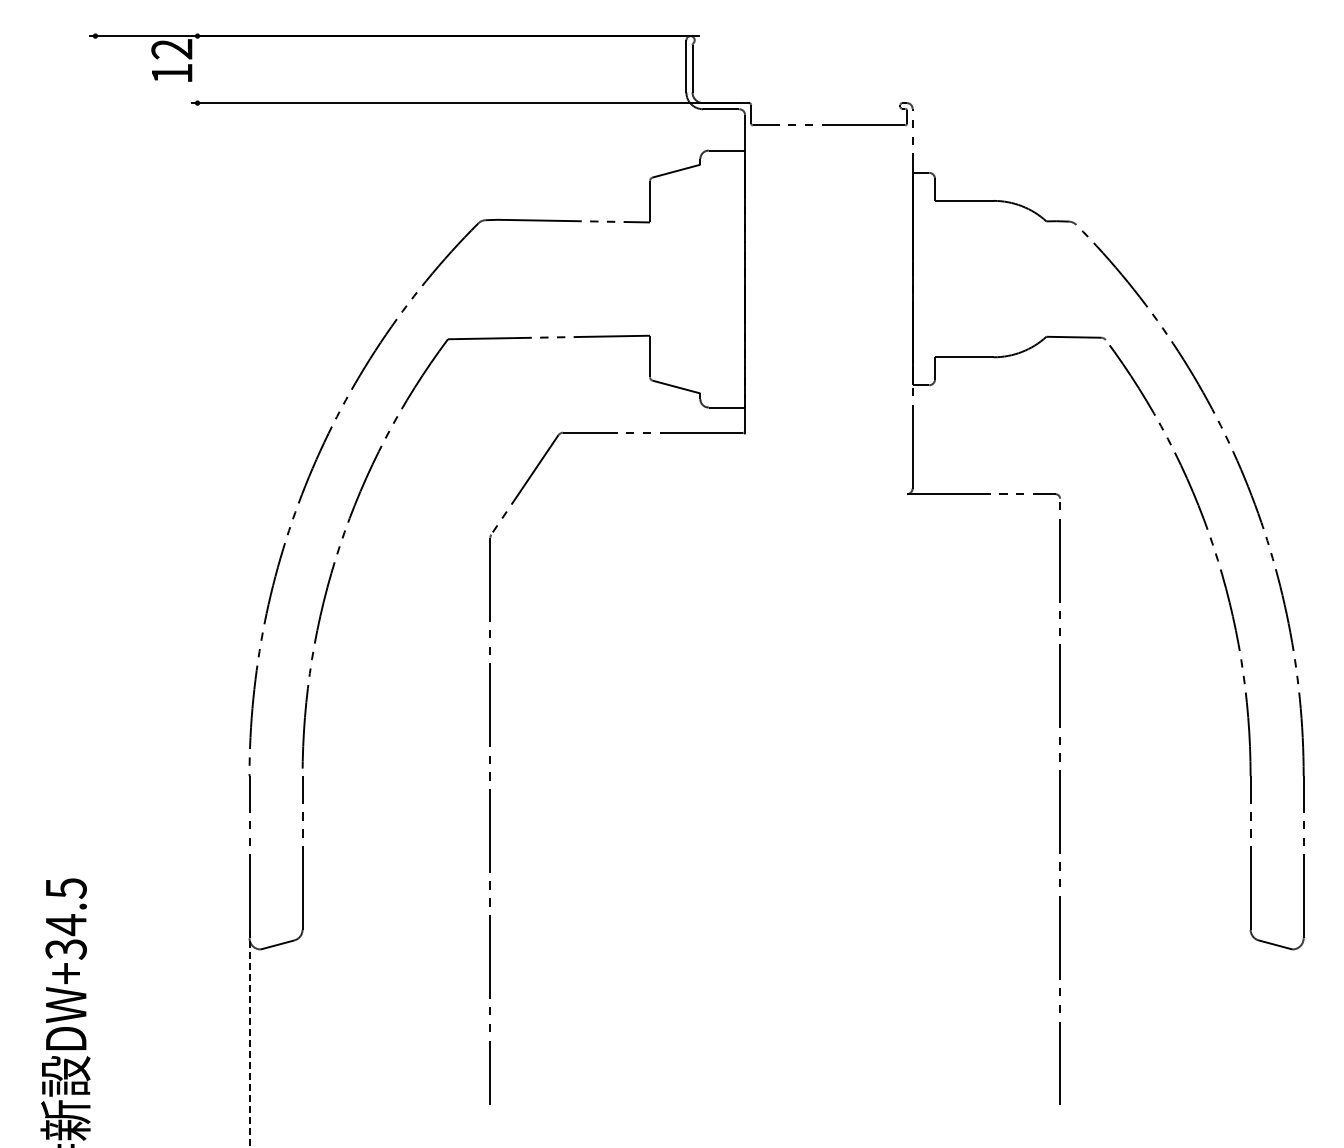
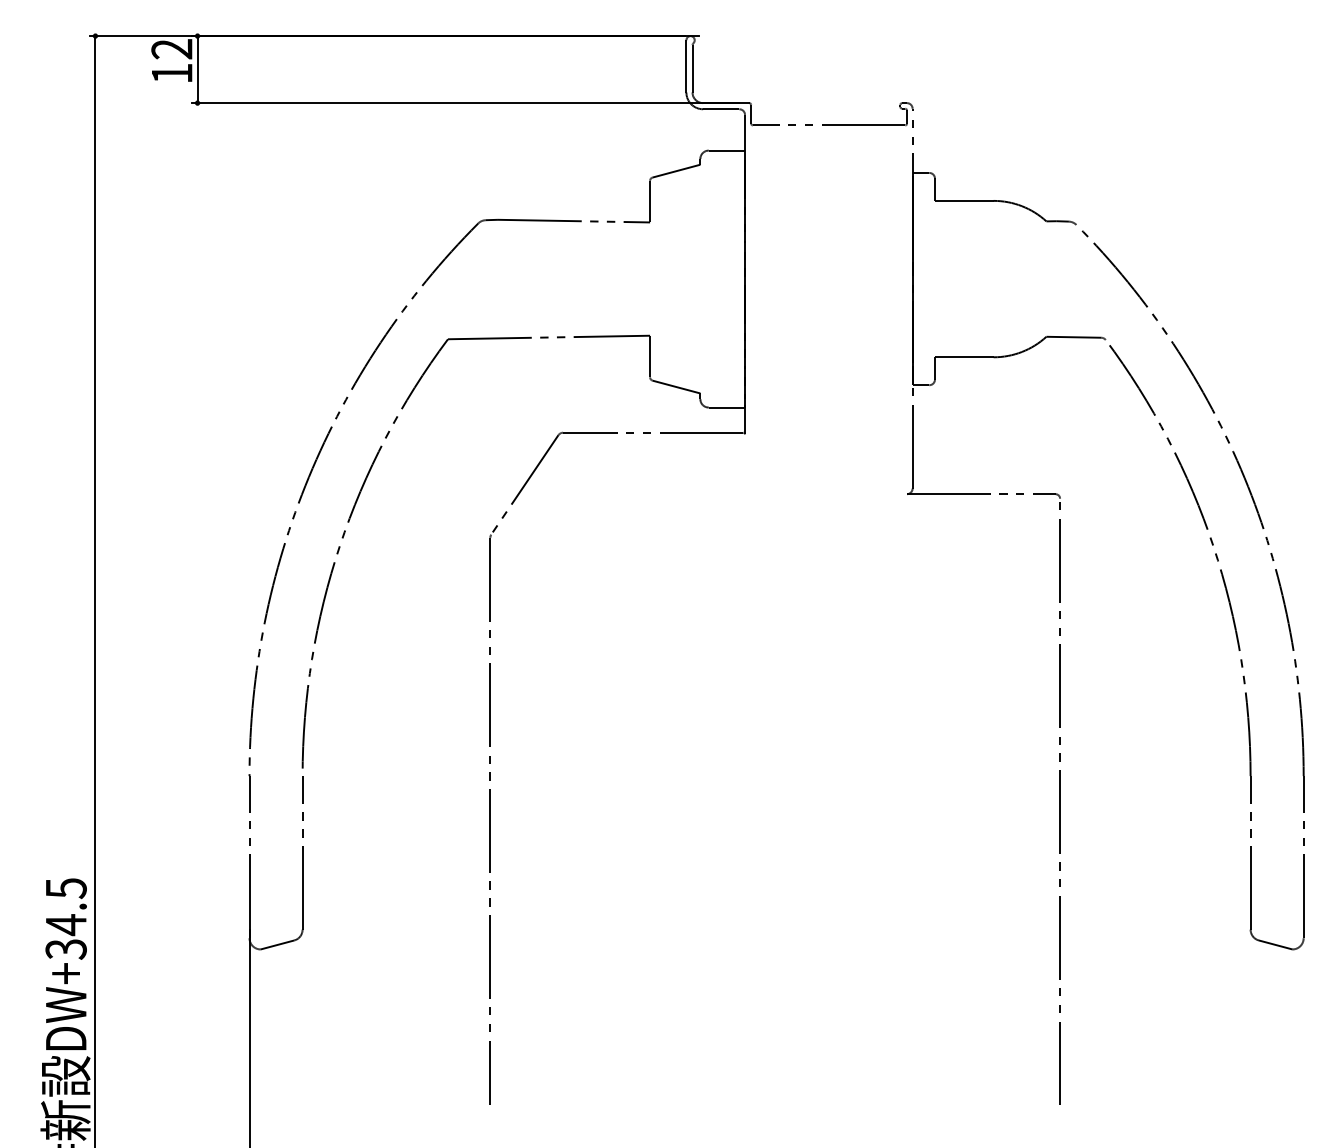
line: none -> present (197, 69)
line: none -> present (95, 590)
line: dashed -> solid (249, 1038)
